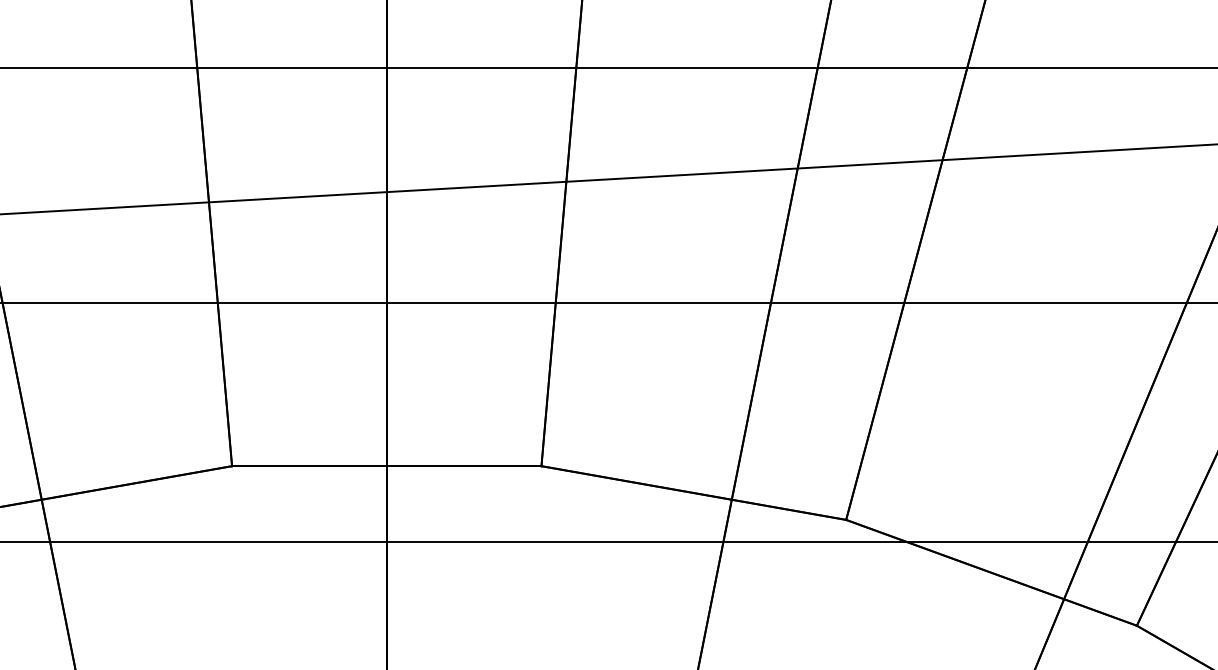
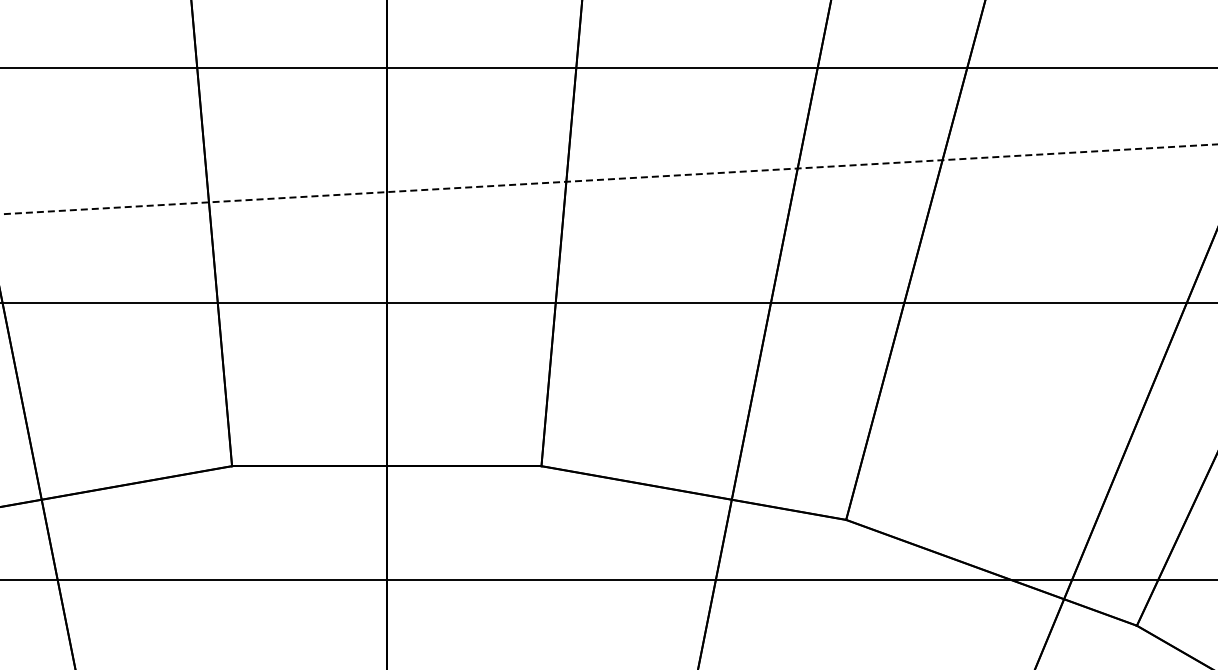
line: solid -> dashed (609, 179)
line position: (608, 541) -> (608, 579) (608, 579)
